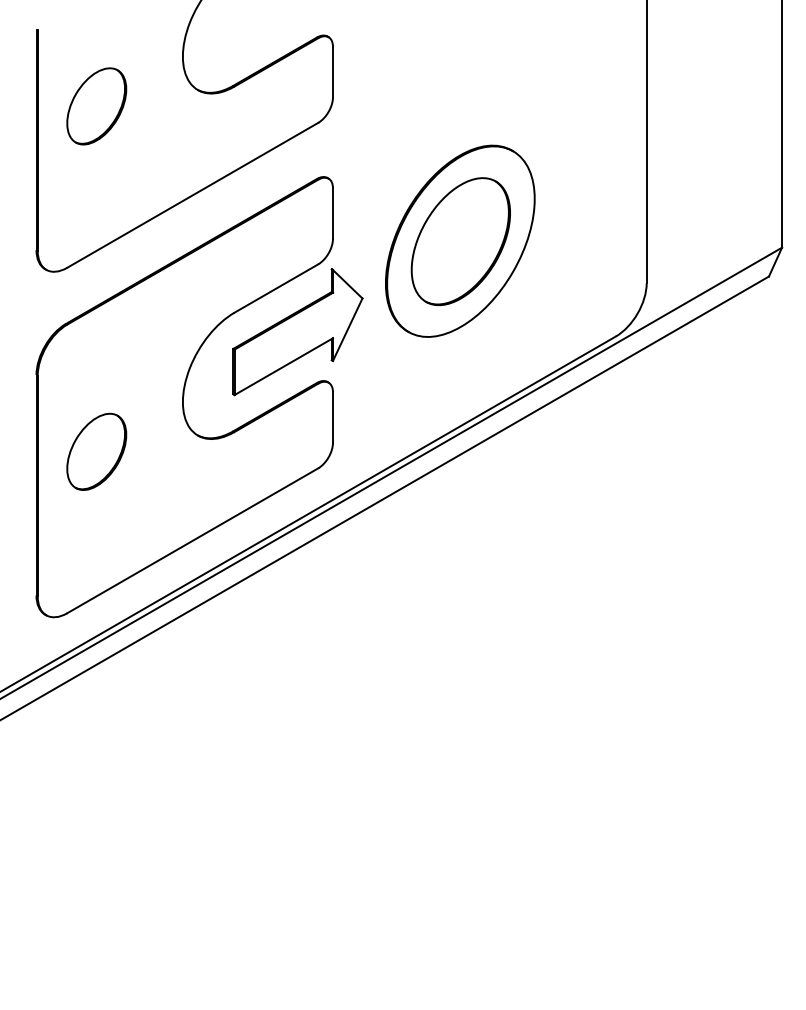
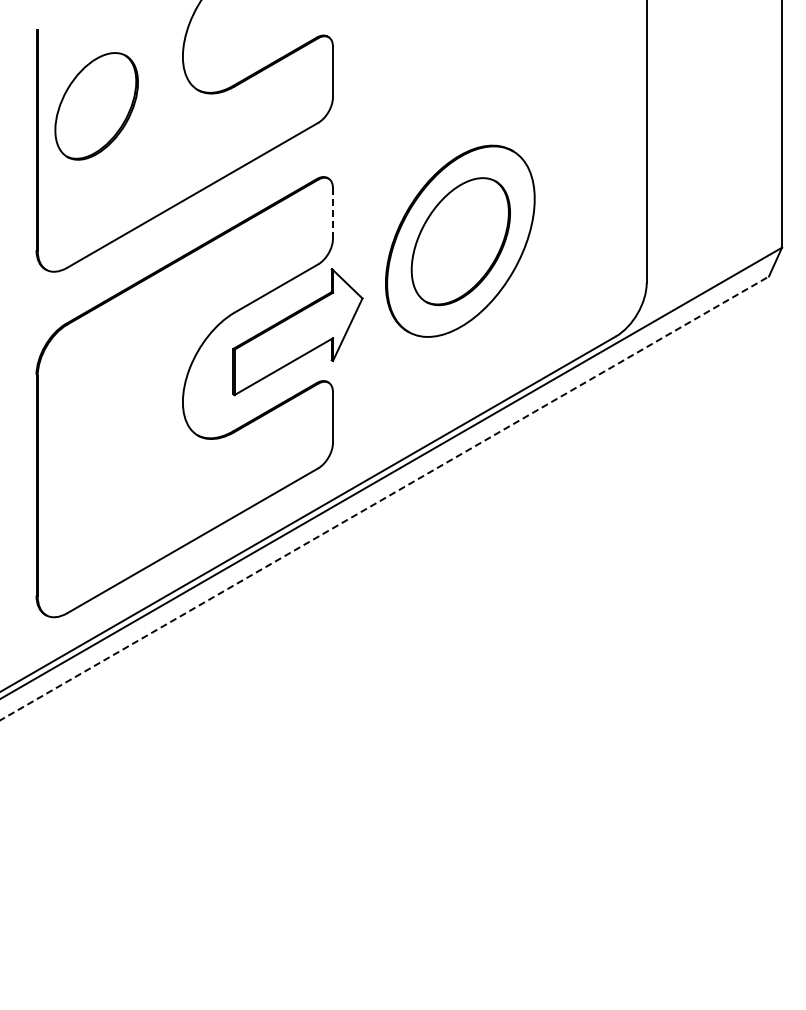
part size: 62x79 px -> 85x109 px (96, 106)
line: solid -> dashed (332, 213)
part: present -> none (96, 451)
line: solid -> dashed (384, 498)
